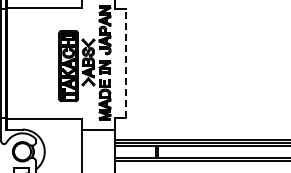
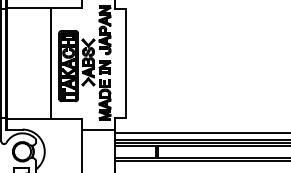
line: none -> present (50, 63)
line: dashed -> solid (125, 63)
line: none -> present (200, 133)
